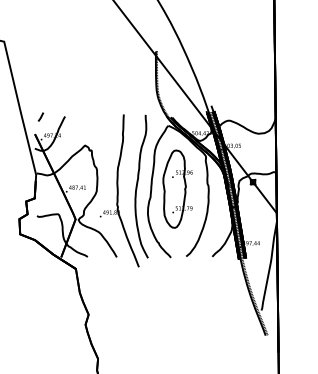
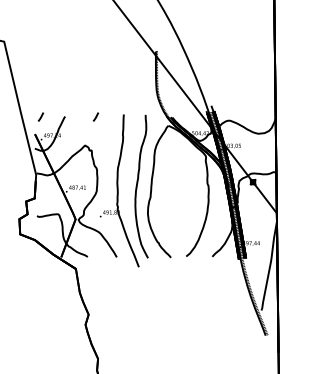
line: none -> present (95, 116)
part: present -> none (177, 188)
